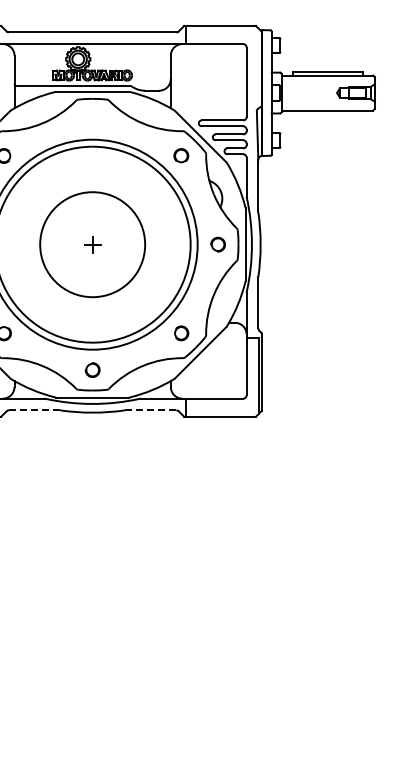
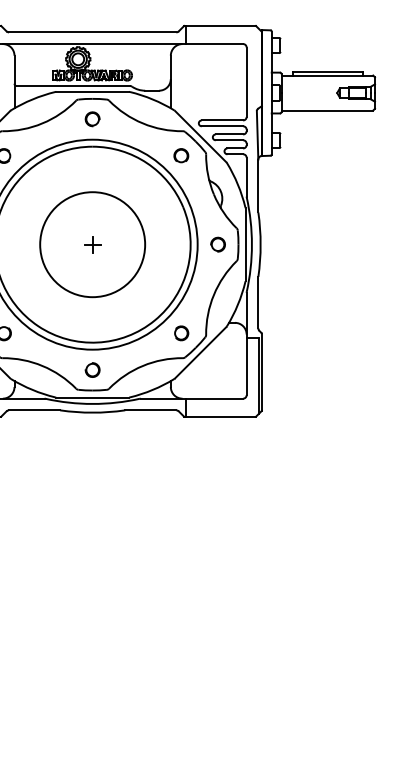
part: none -> present (92, 119)
line: dashed -> solid (35, 410)
line: dashed -> solid (150, 410)
